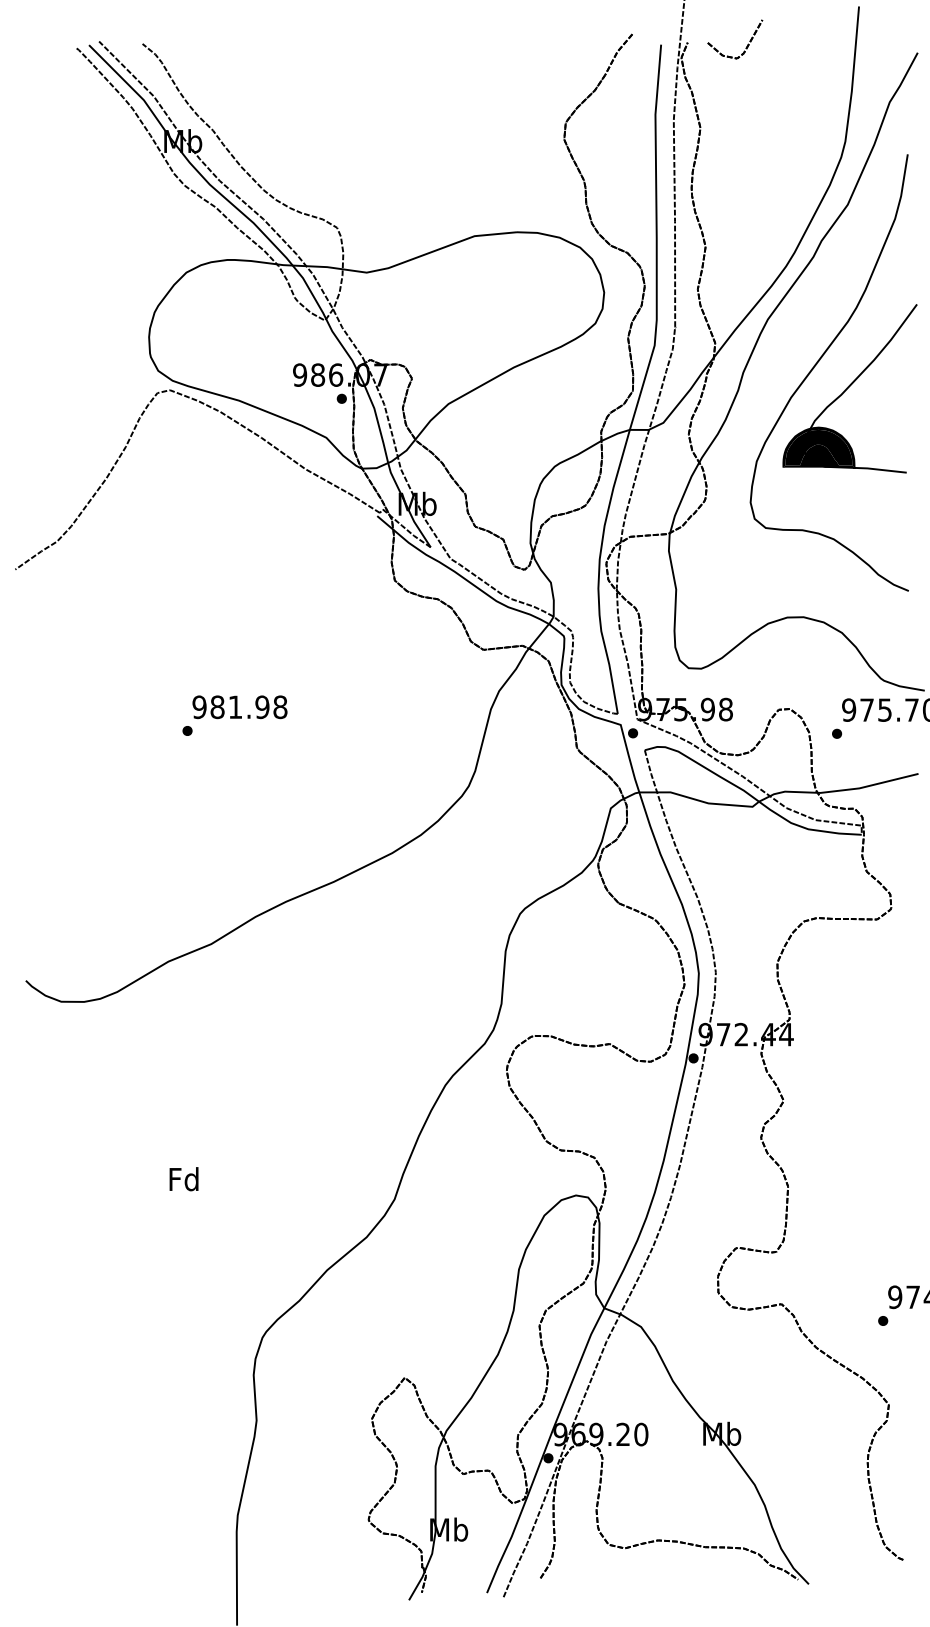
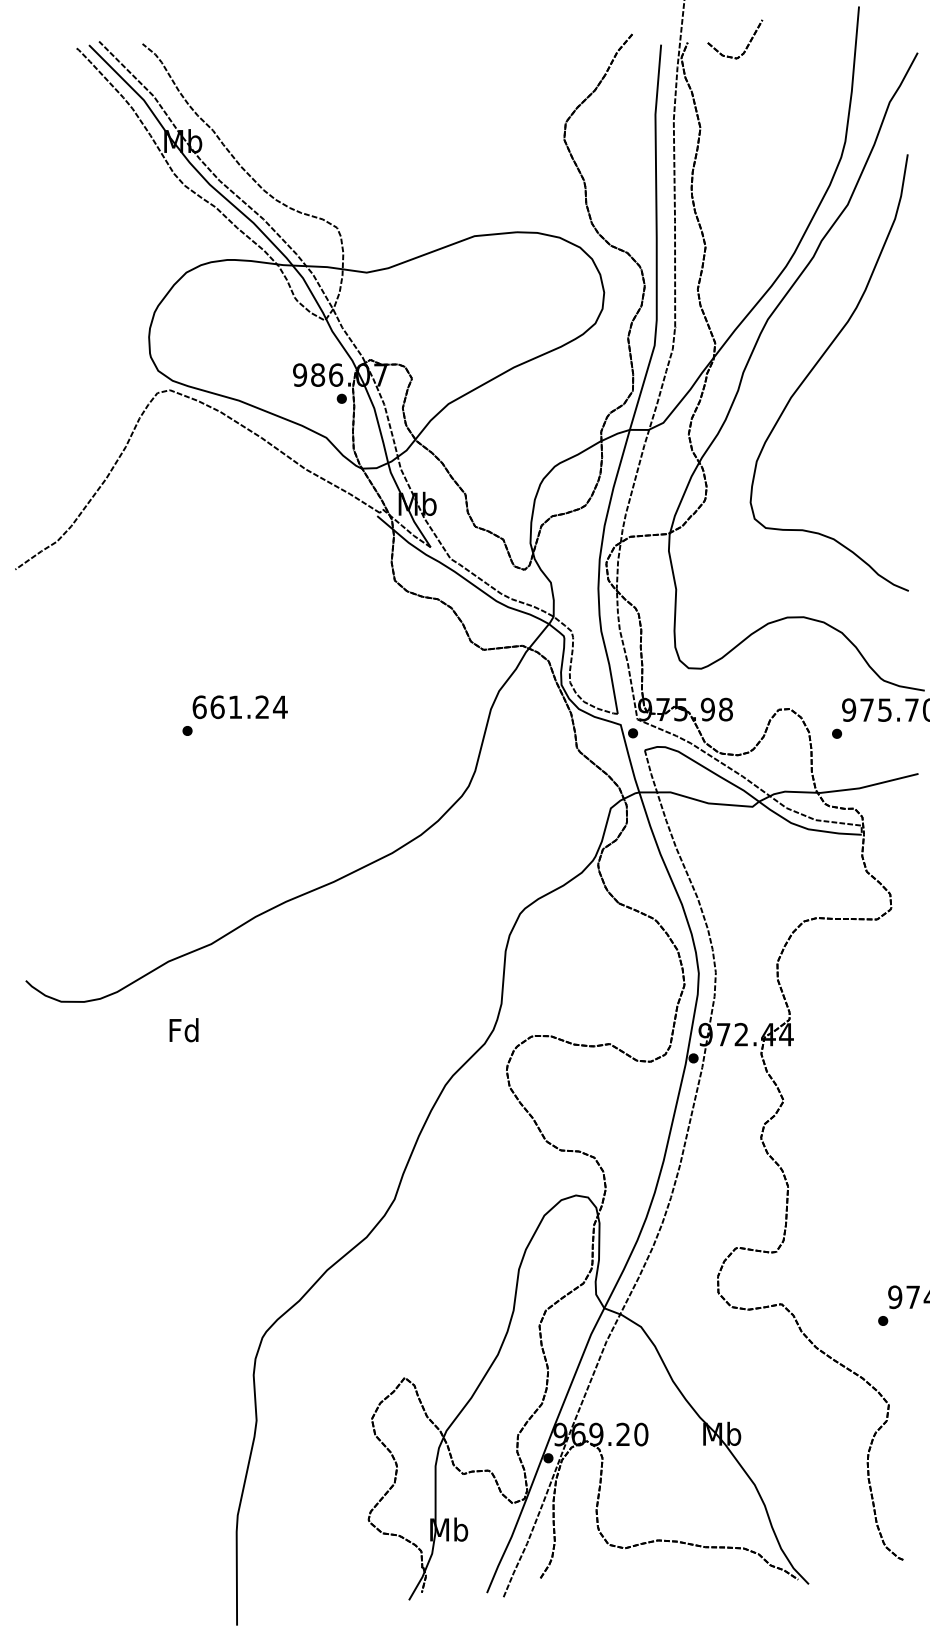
part: present -> none (849, 388)
text: 981.98 -> 661.24 (239, 707)
text position: (183, 1179) -> (183, 1030) (183, 1030)
